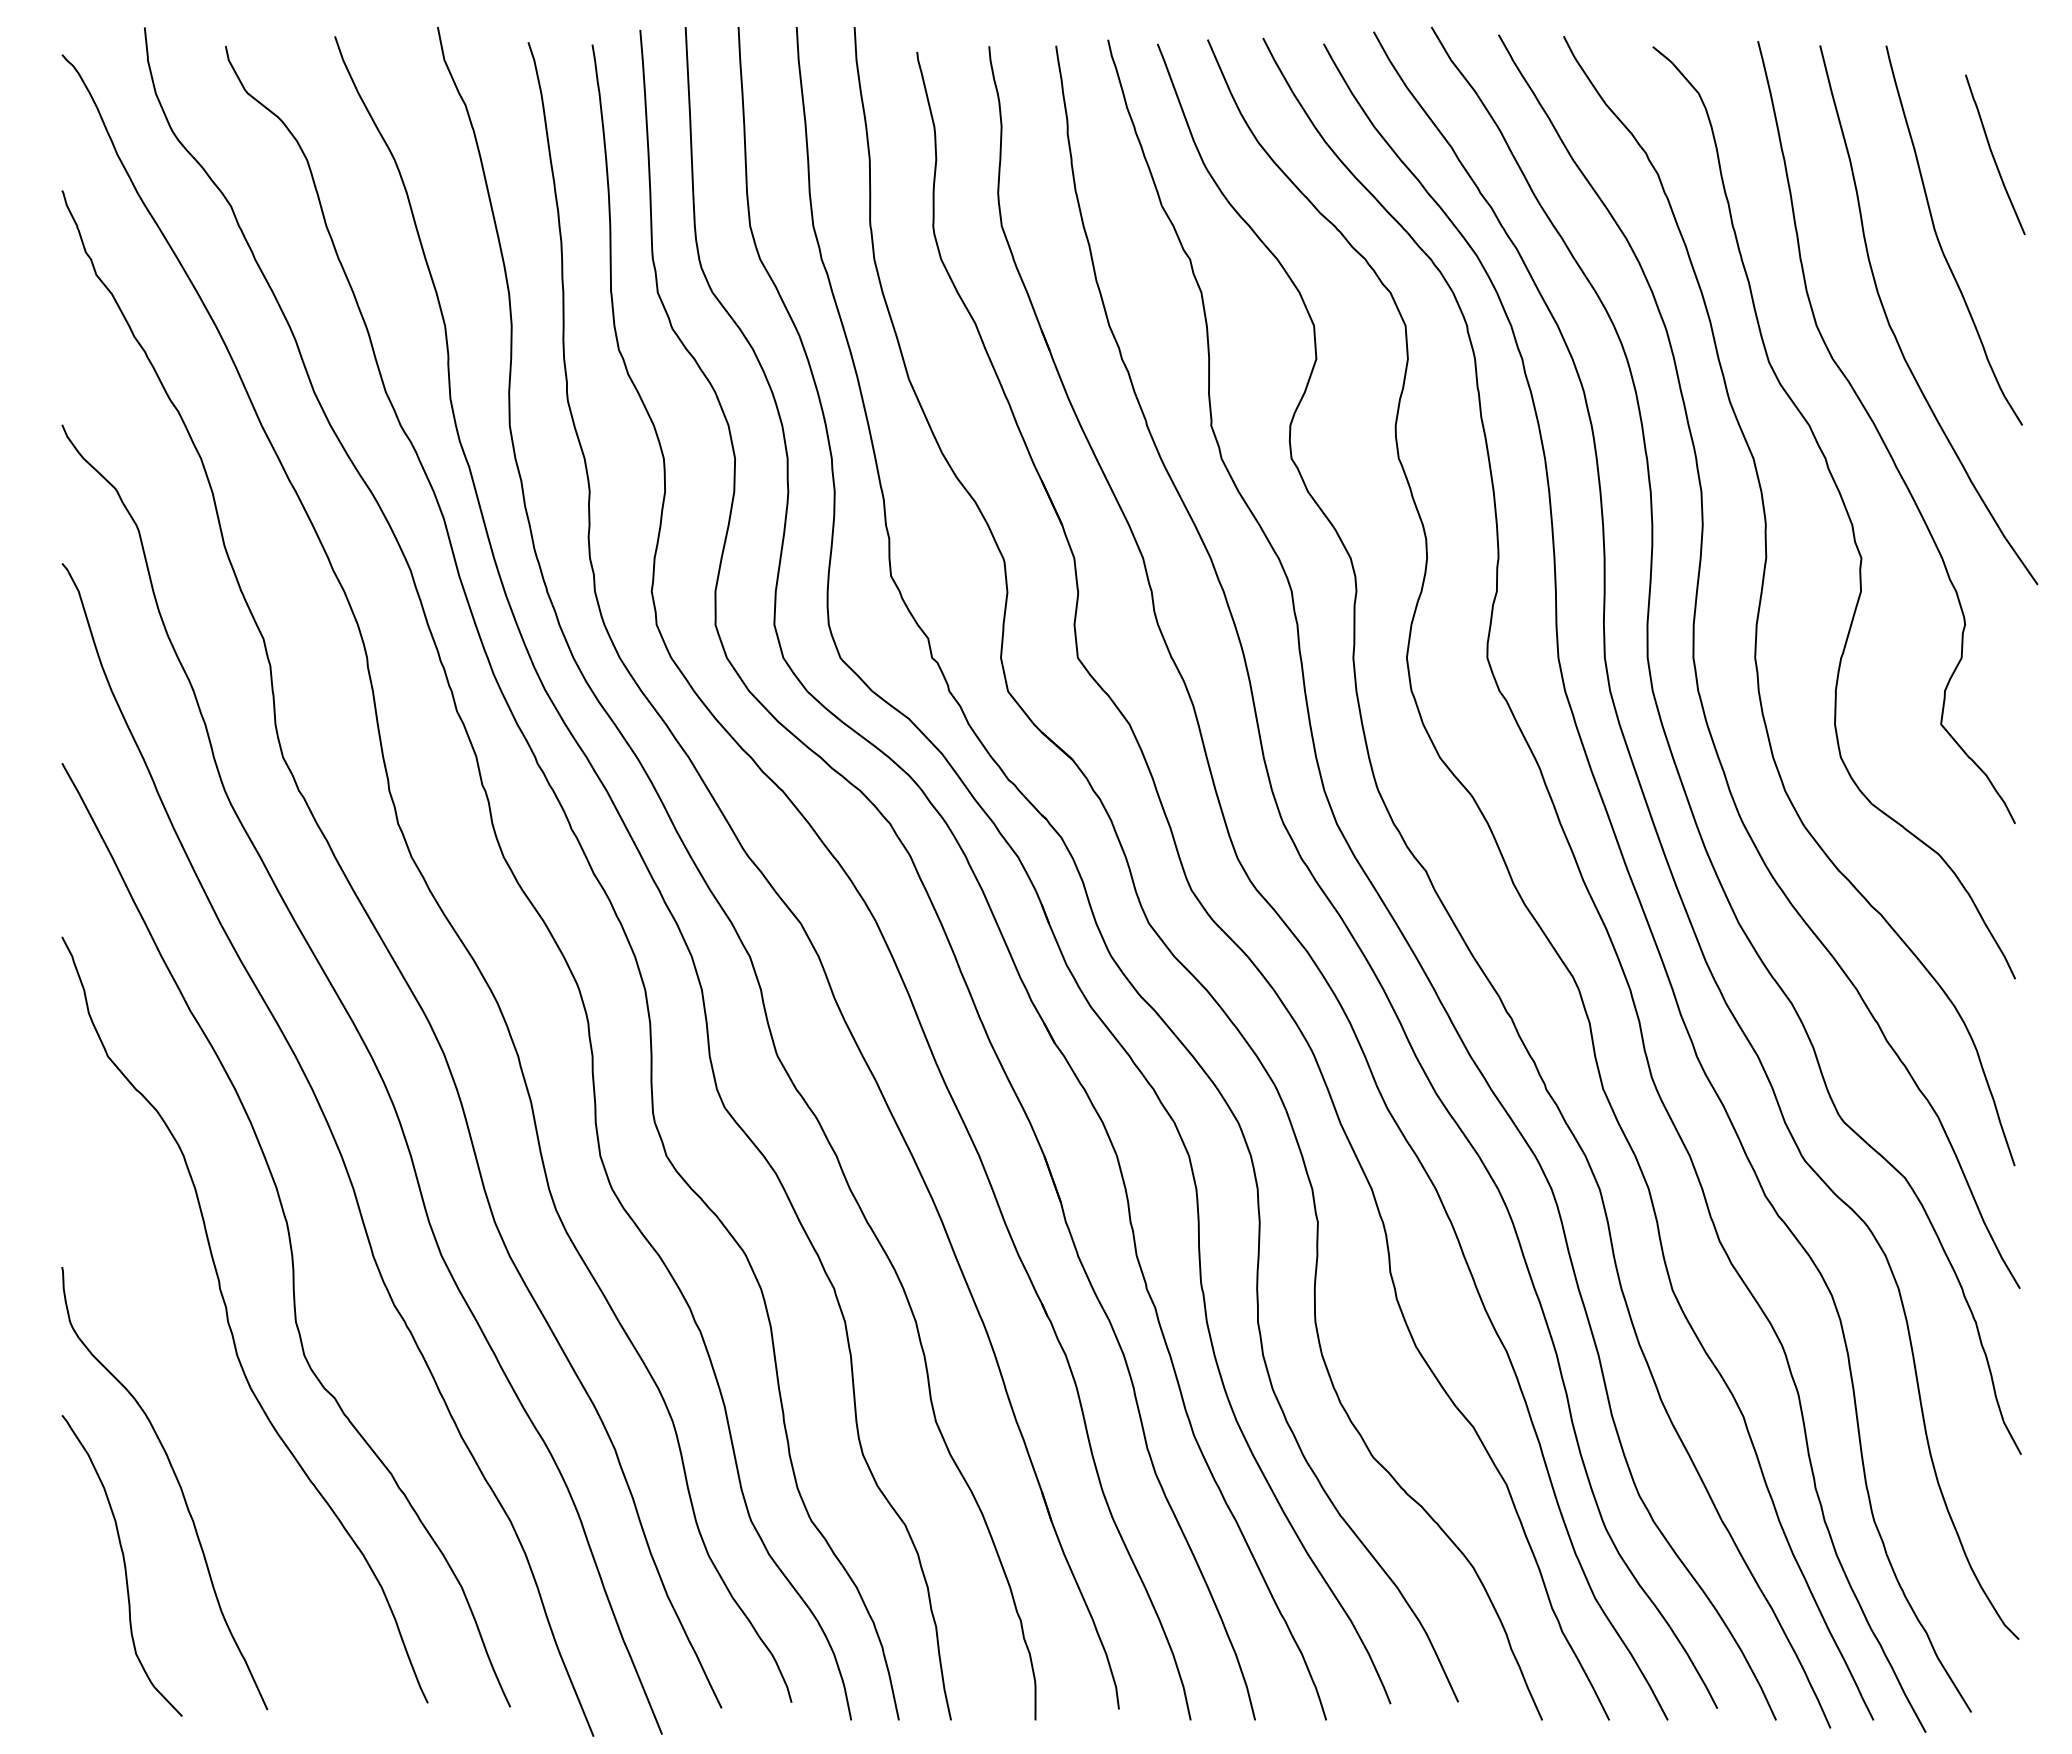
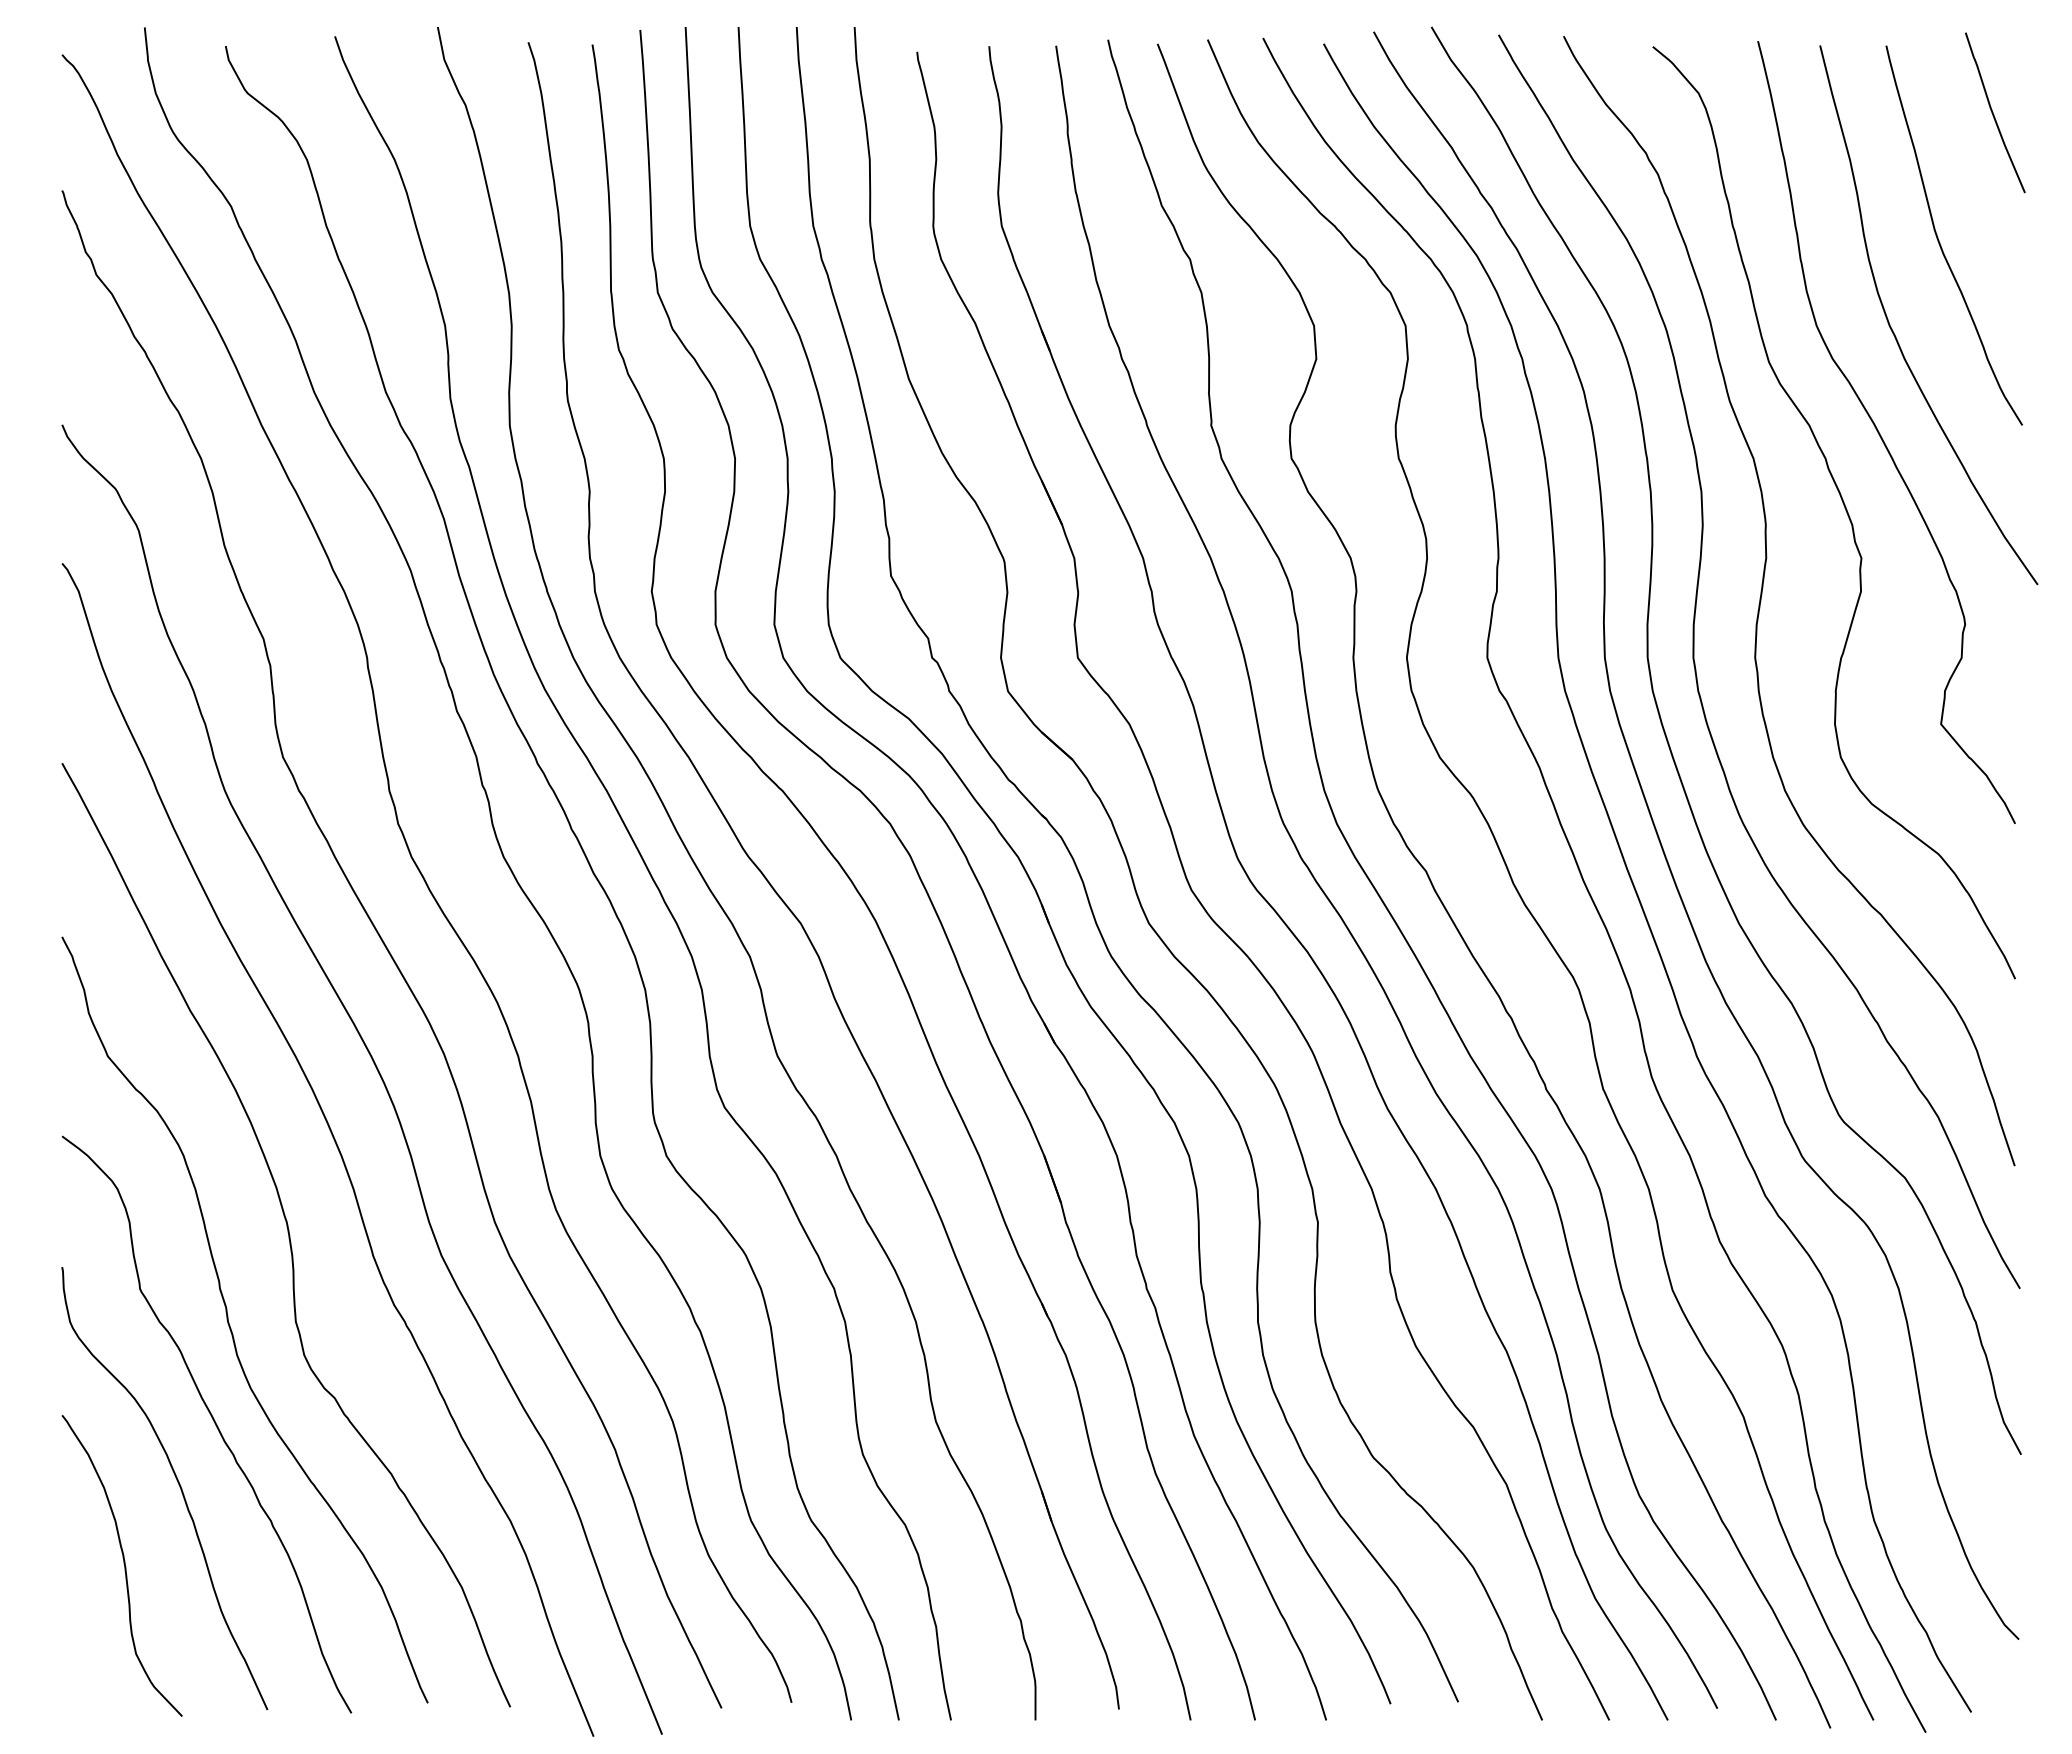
curve position: (1993, 154) -> (1993, 112) (1993, 112)
curve: none -> present (213, 1421)
